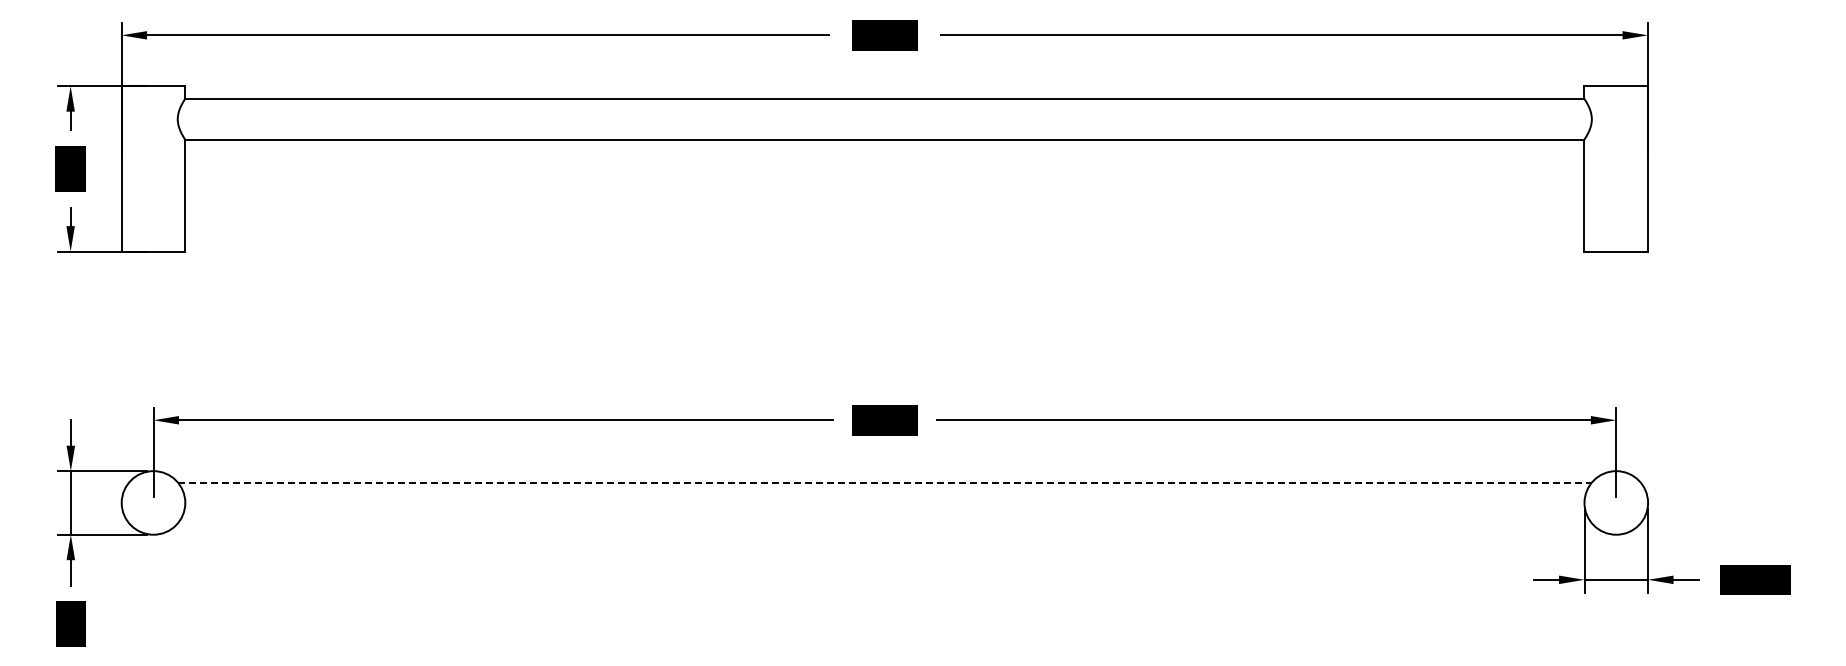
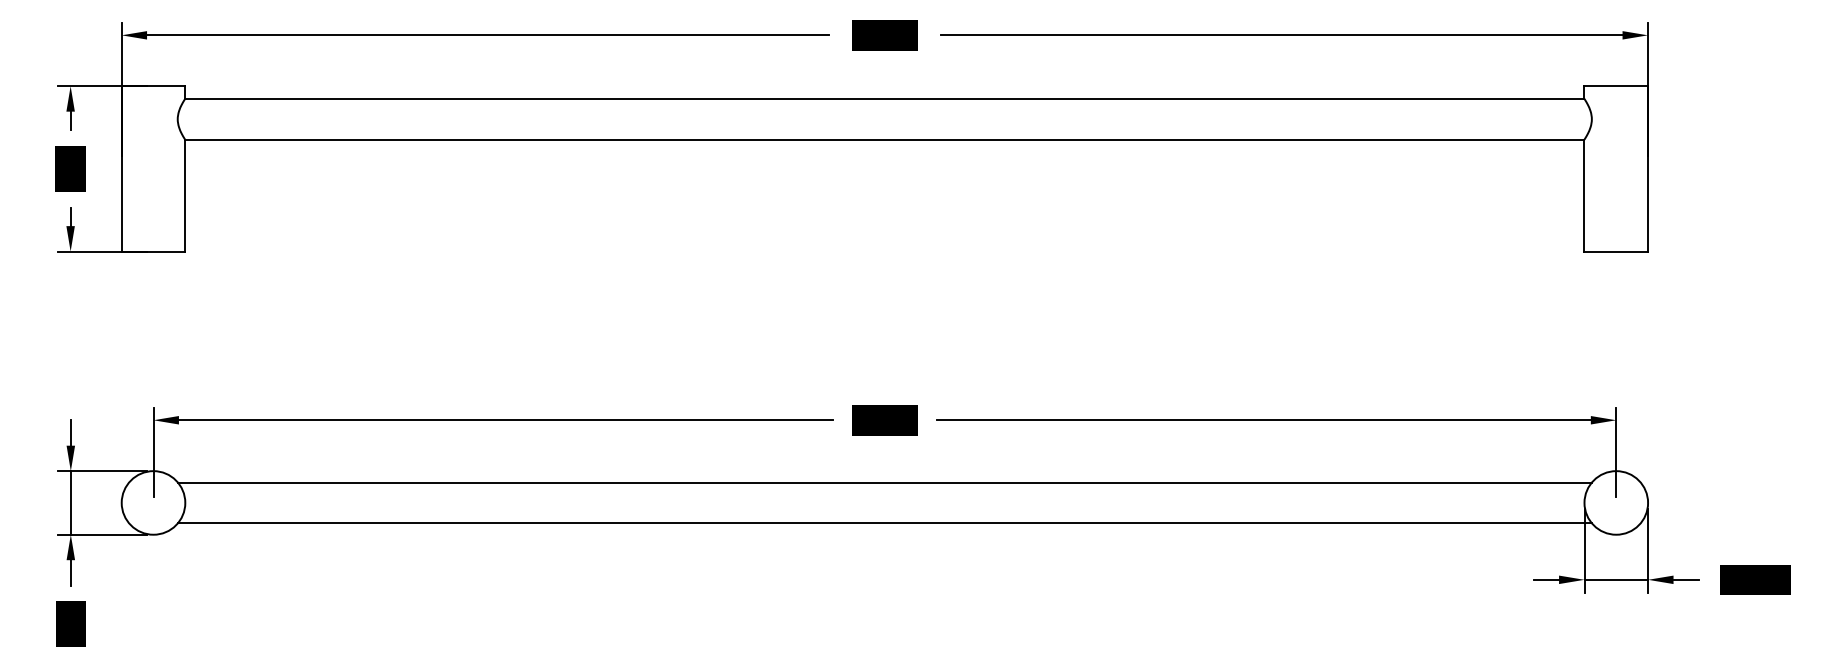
line: dashed -> solid (884, 482)
line: none -> present (884, 523)
